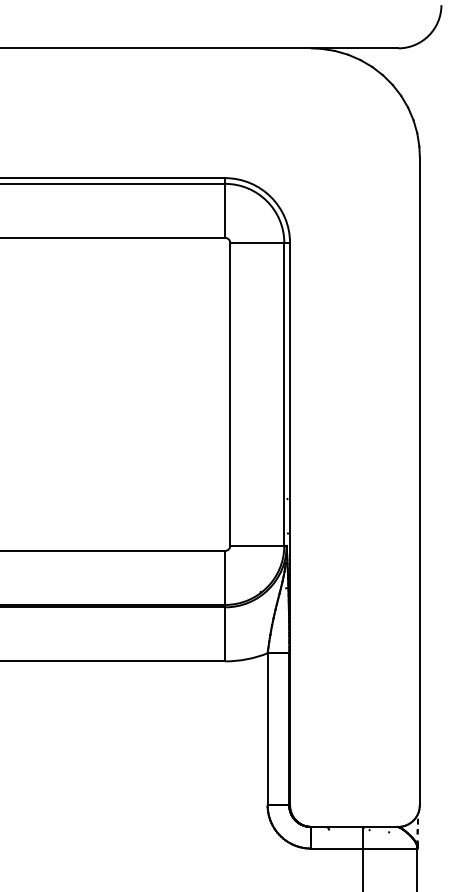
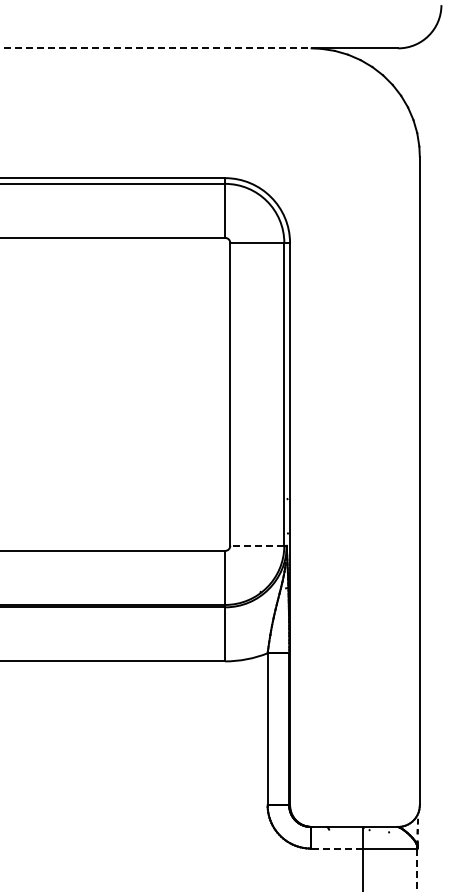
line: solid -> dashed (155, 48)
line: solid -> dashed (256, 545)
line: solid -> dashed (336, 848)
line: solid -> dashed (417, 869)
